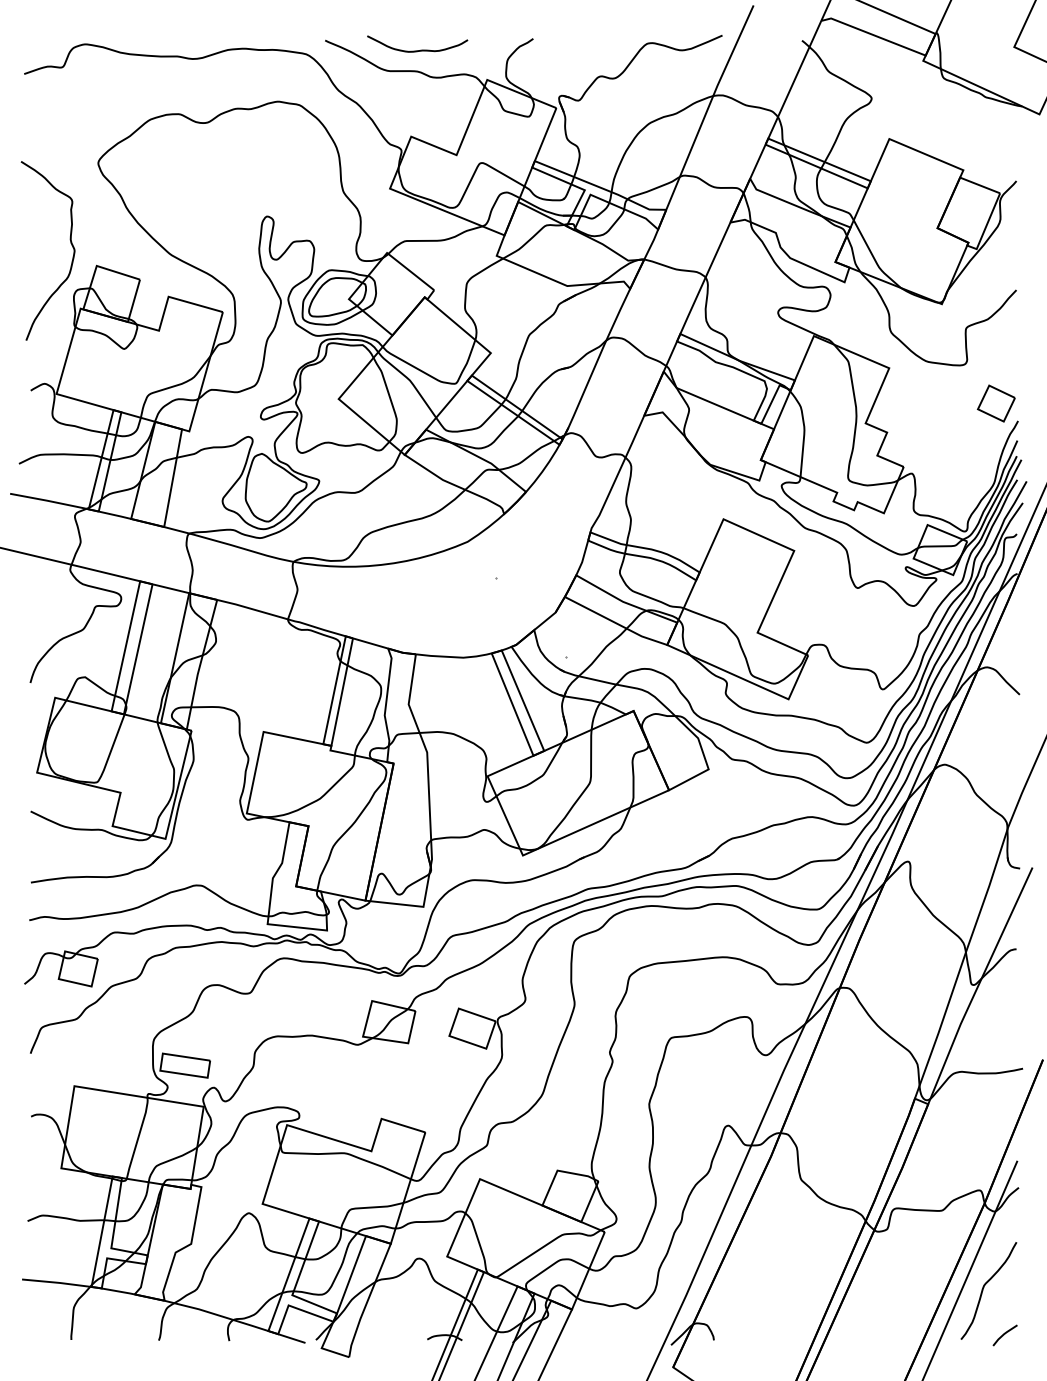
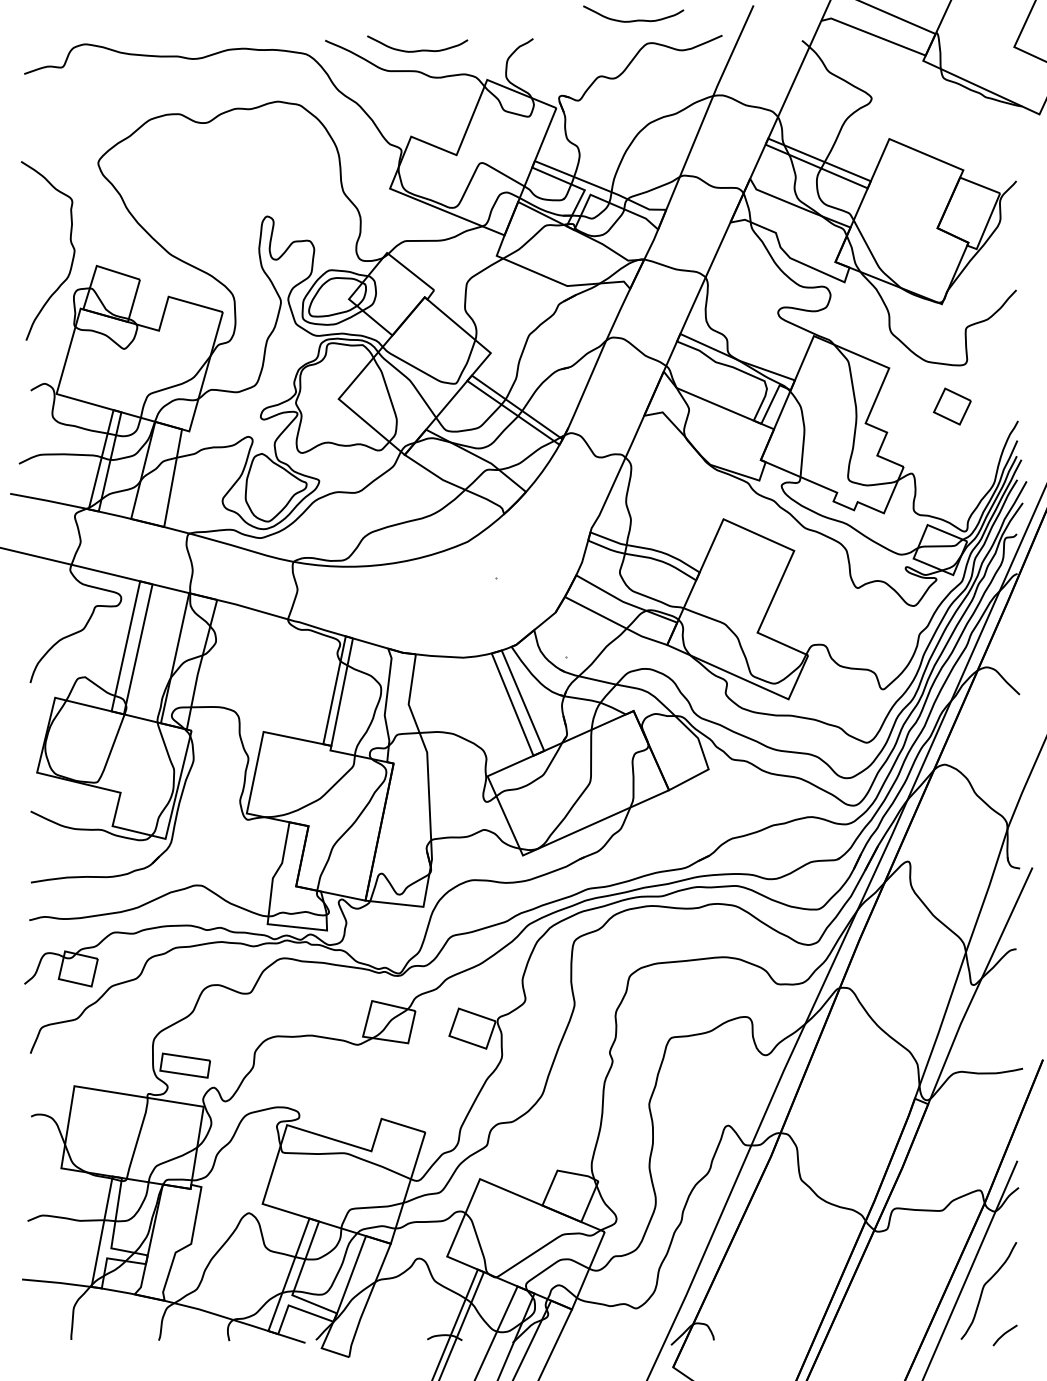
curve: none -> present (636, 19)
part position: (996, 403) -> (952, 406) (952, 406)
